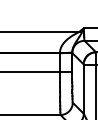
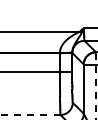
line: solid -> dashed (96, 85)
line: solid -> dashed (30, 114)
